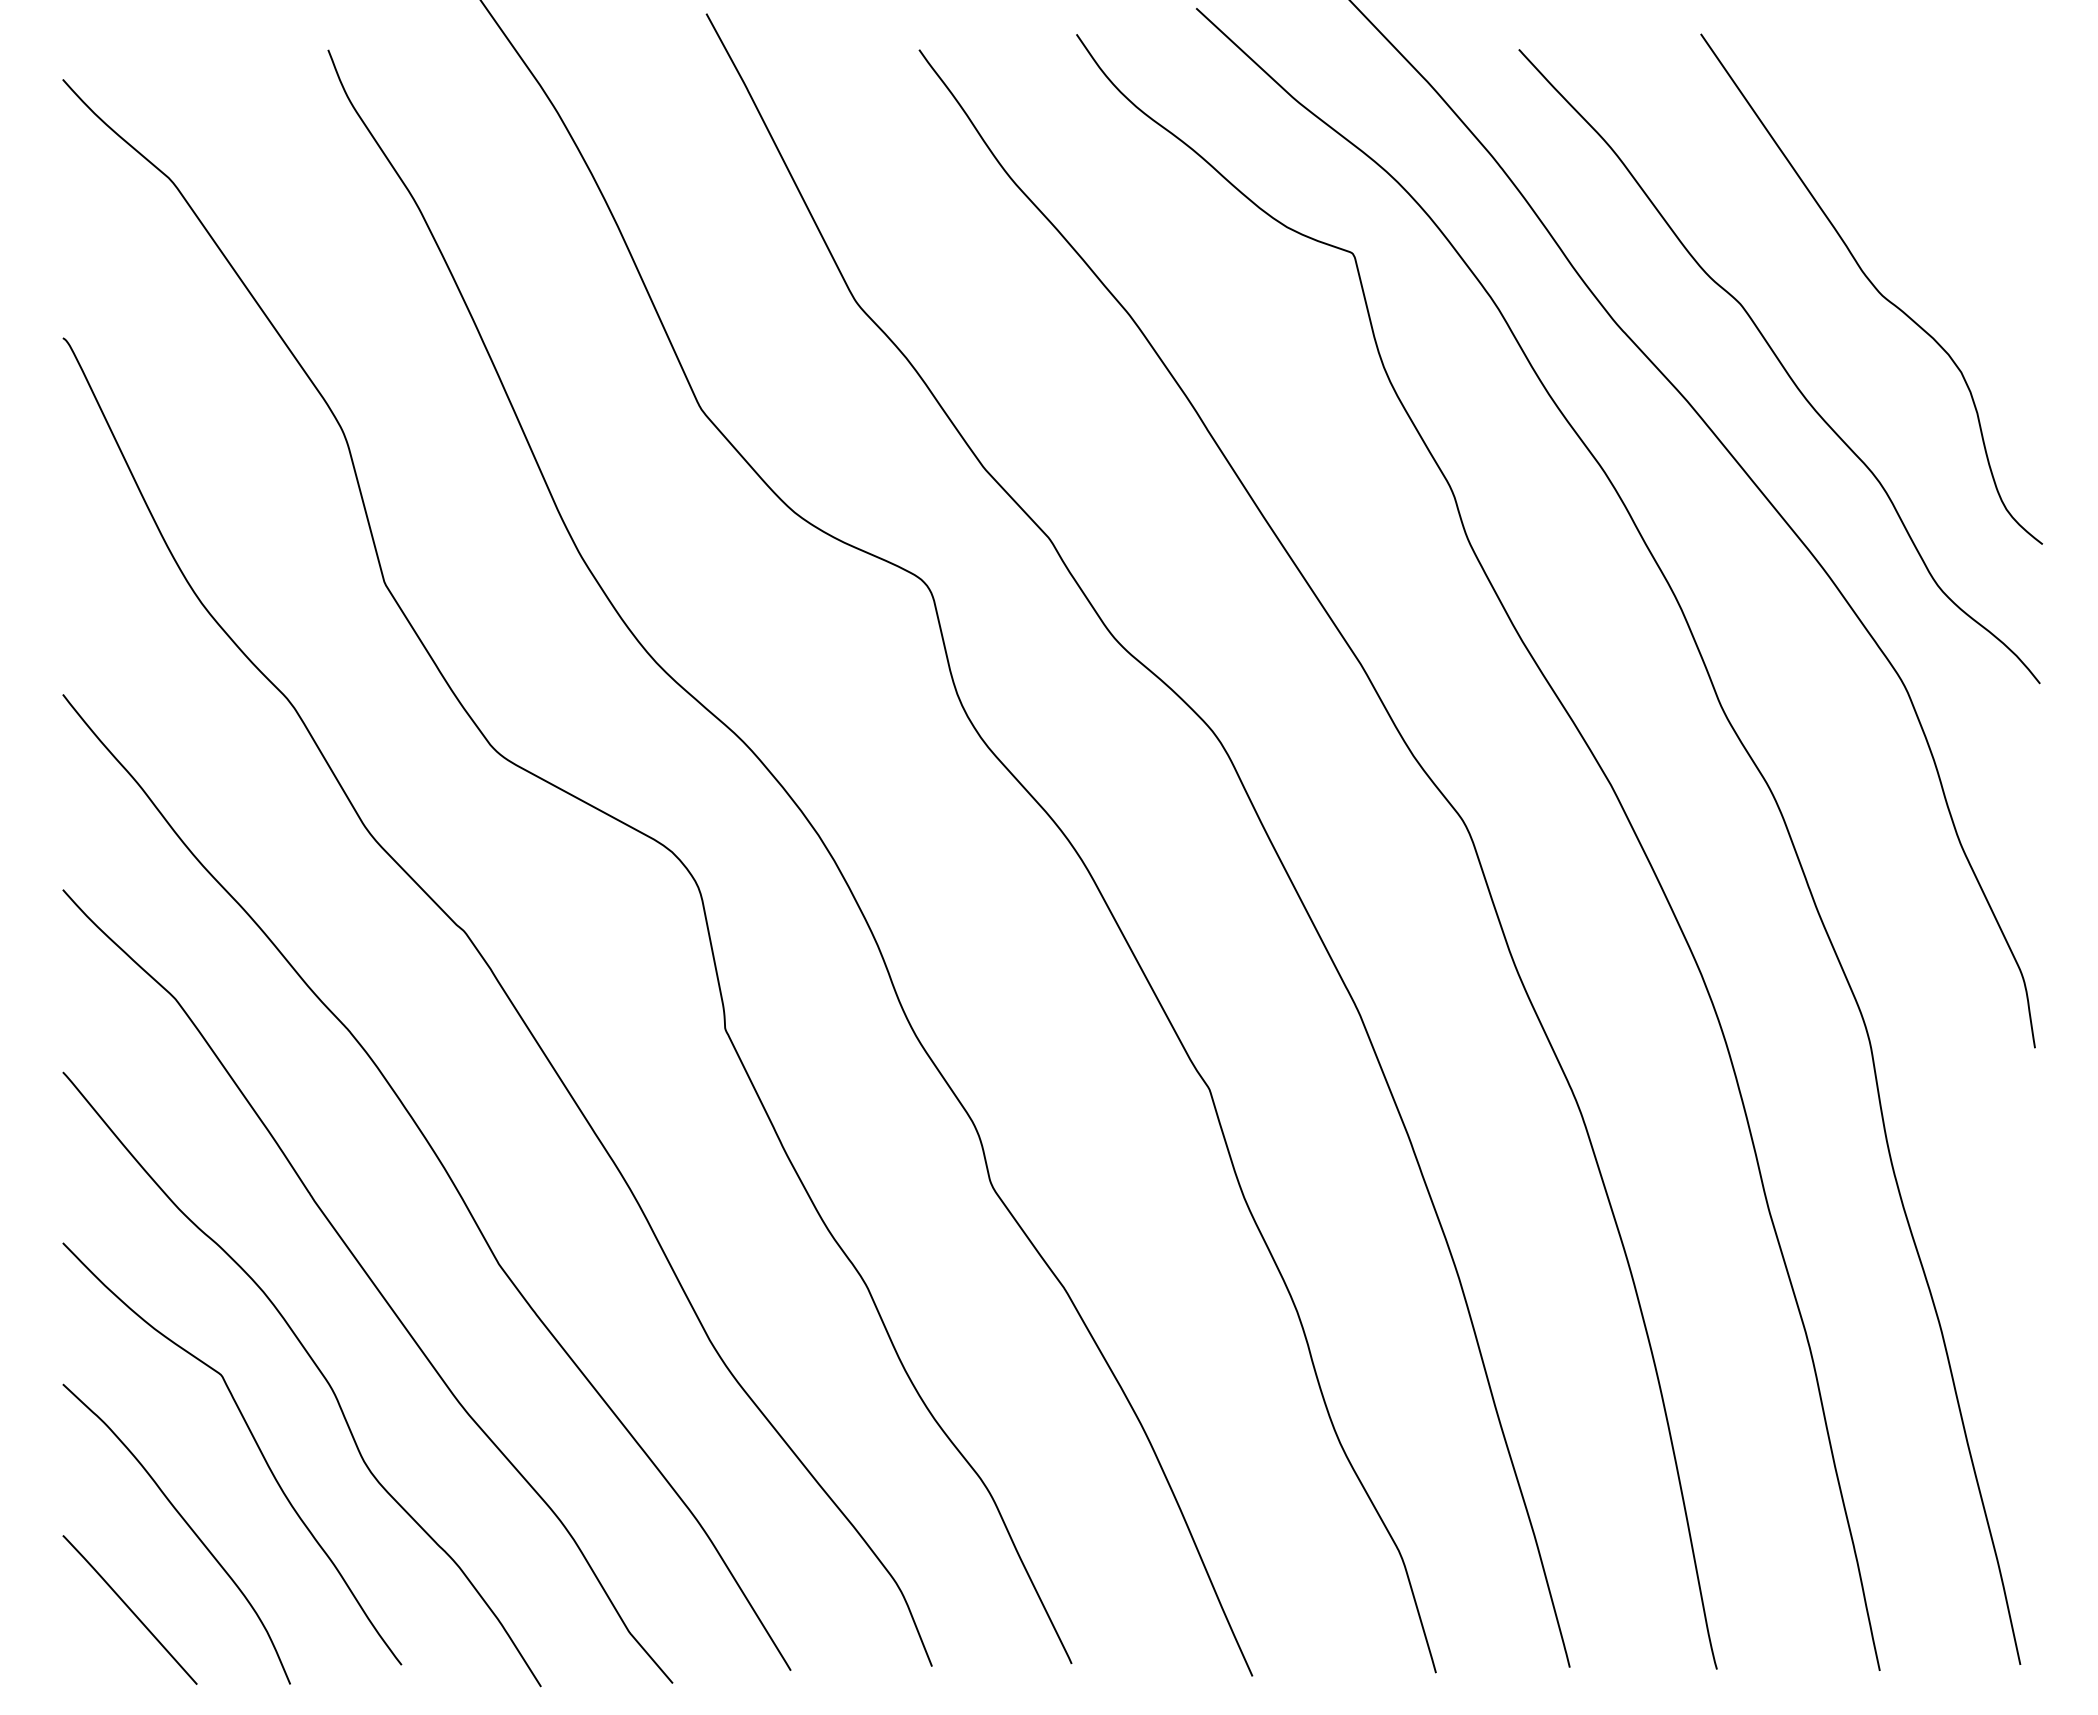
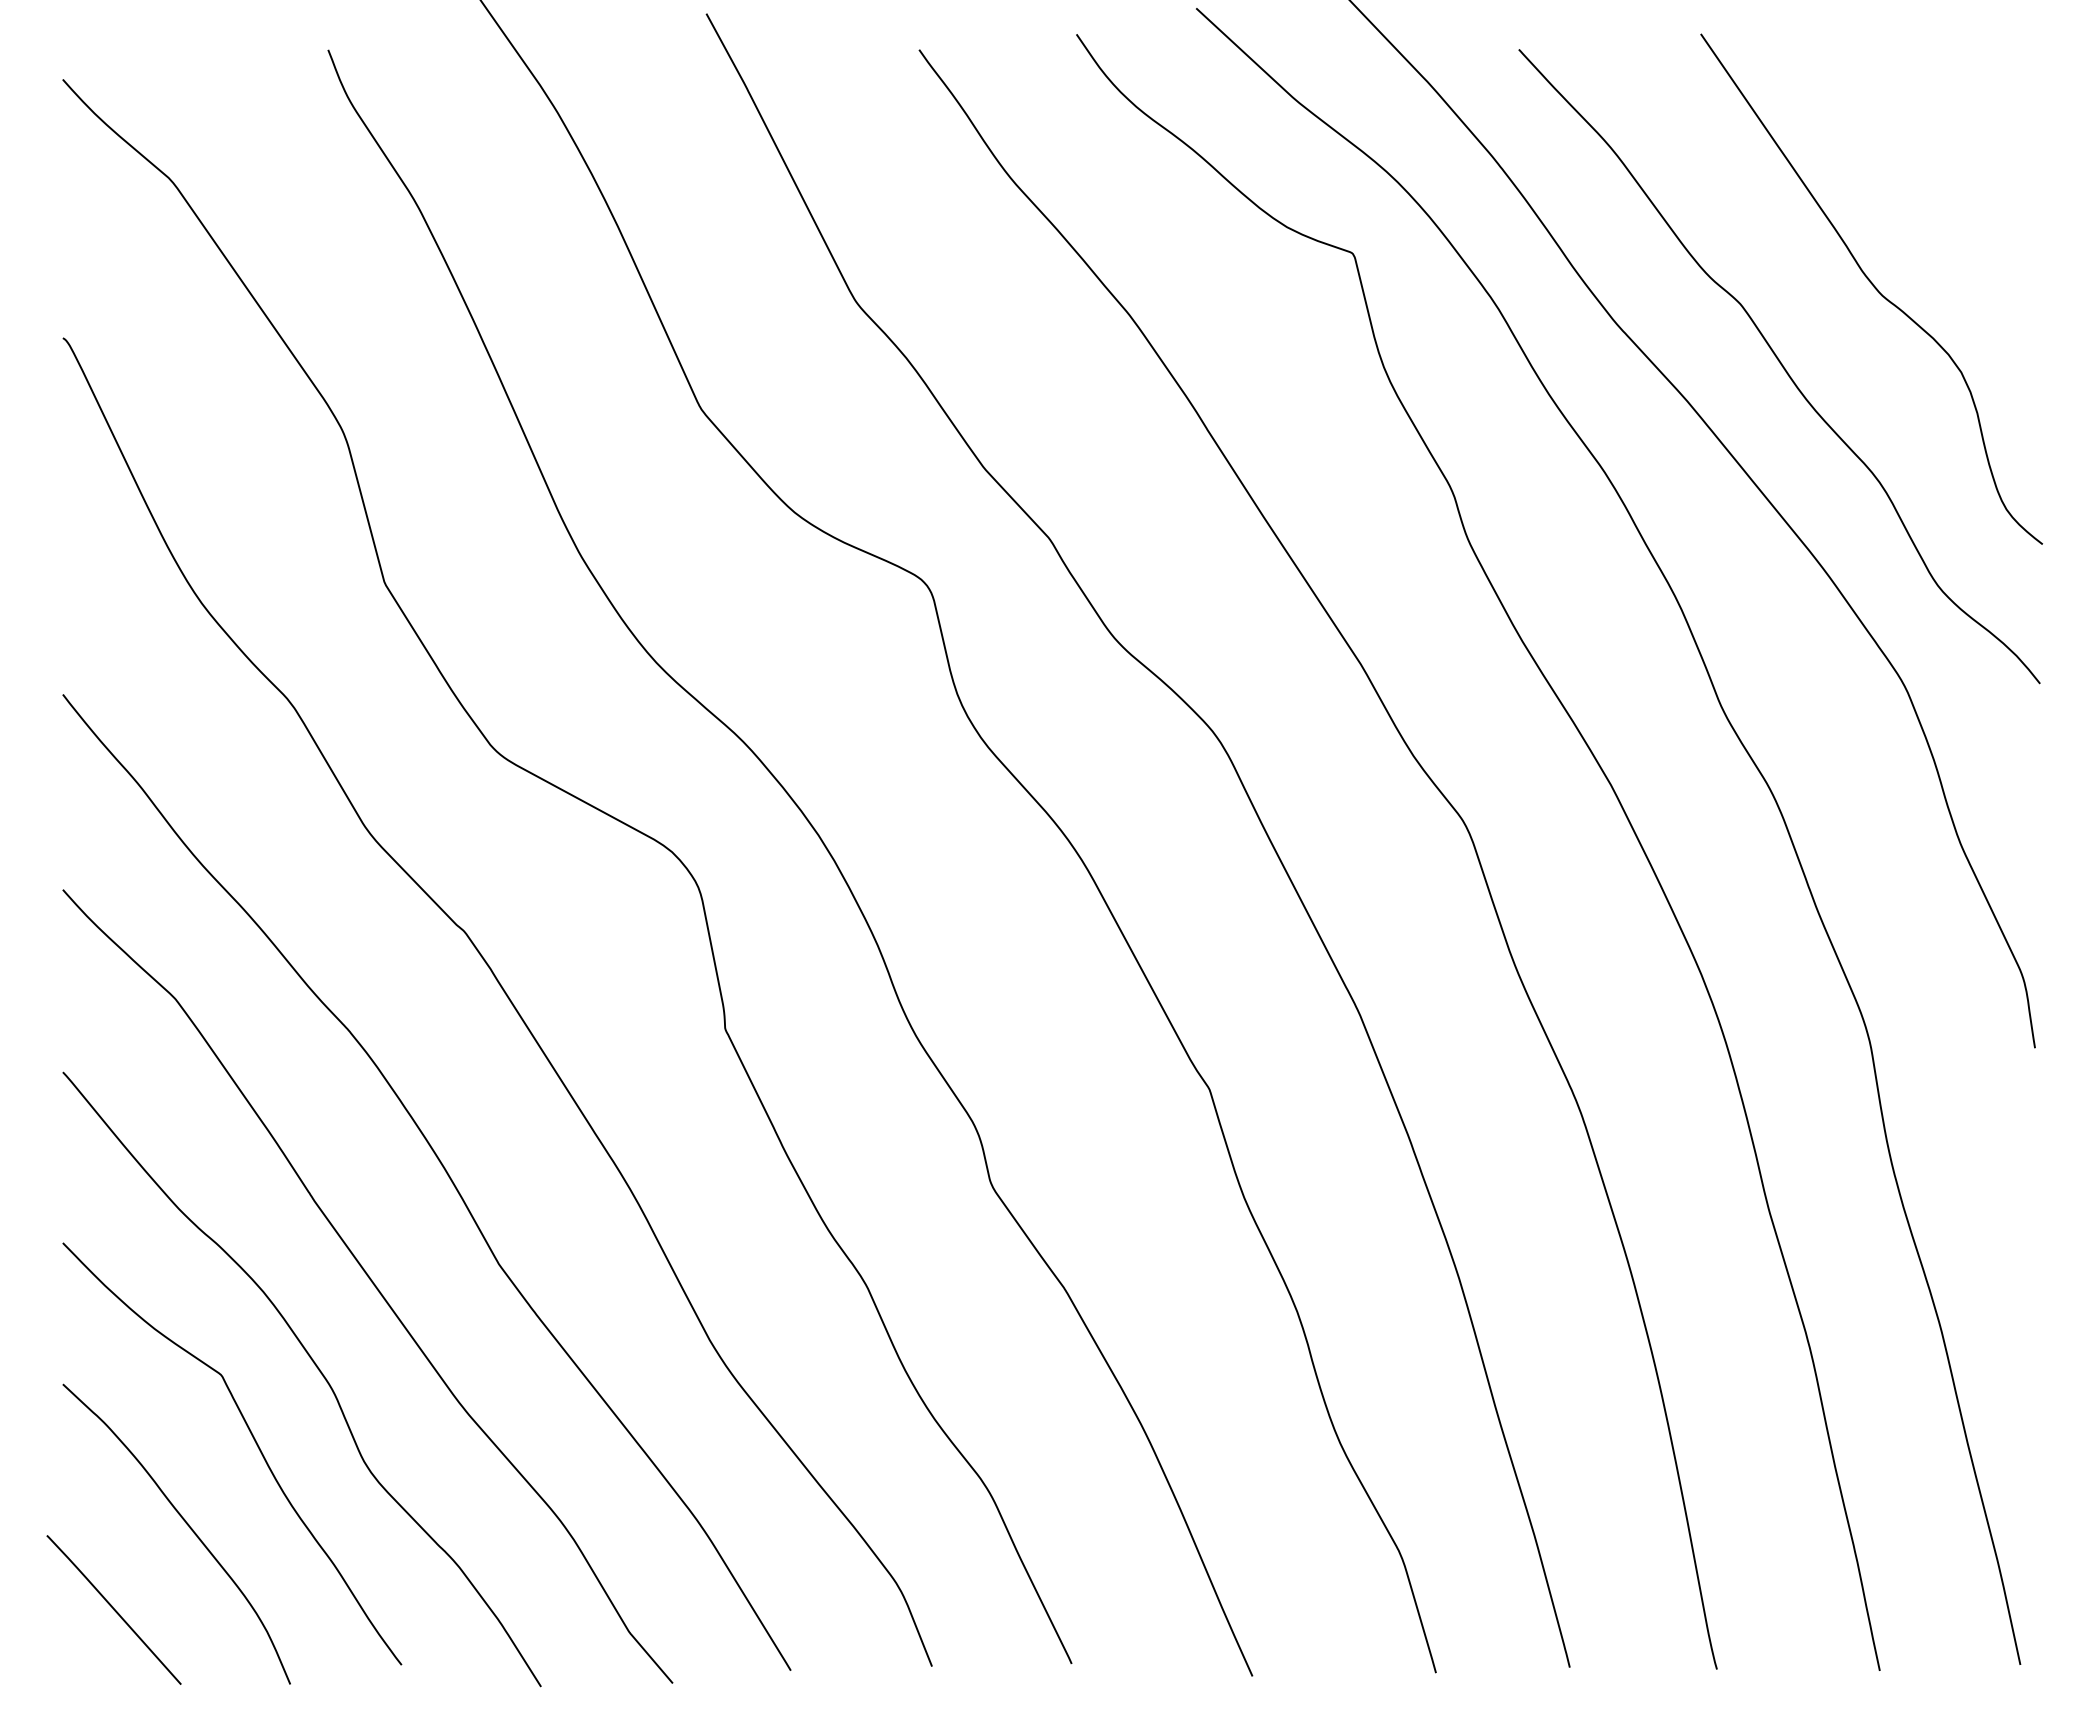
line position: (129, 1609) -> (113, 1609) (113, 1609)
